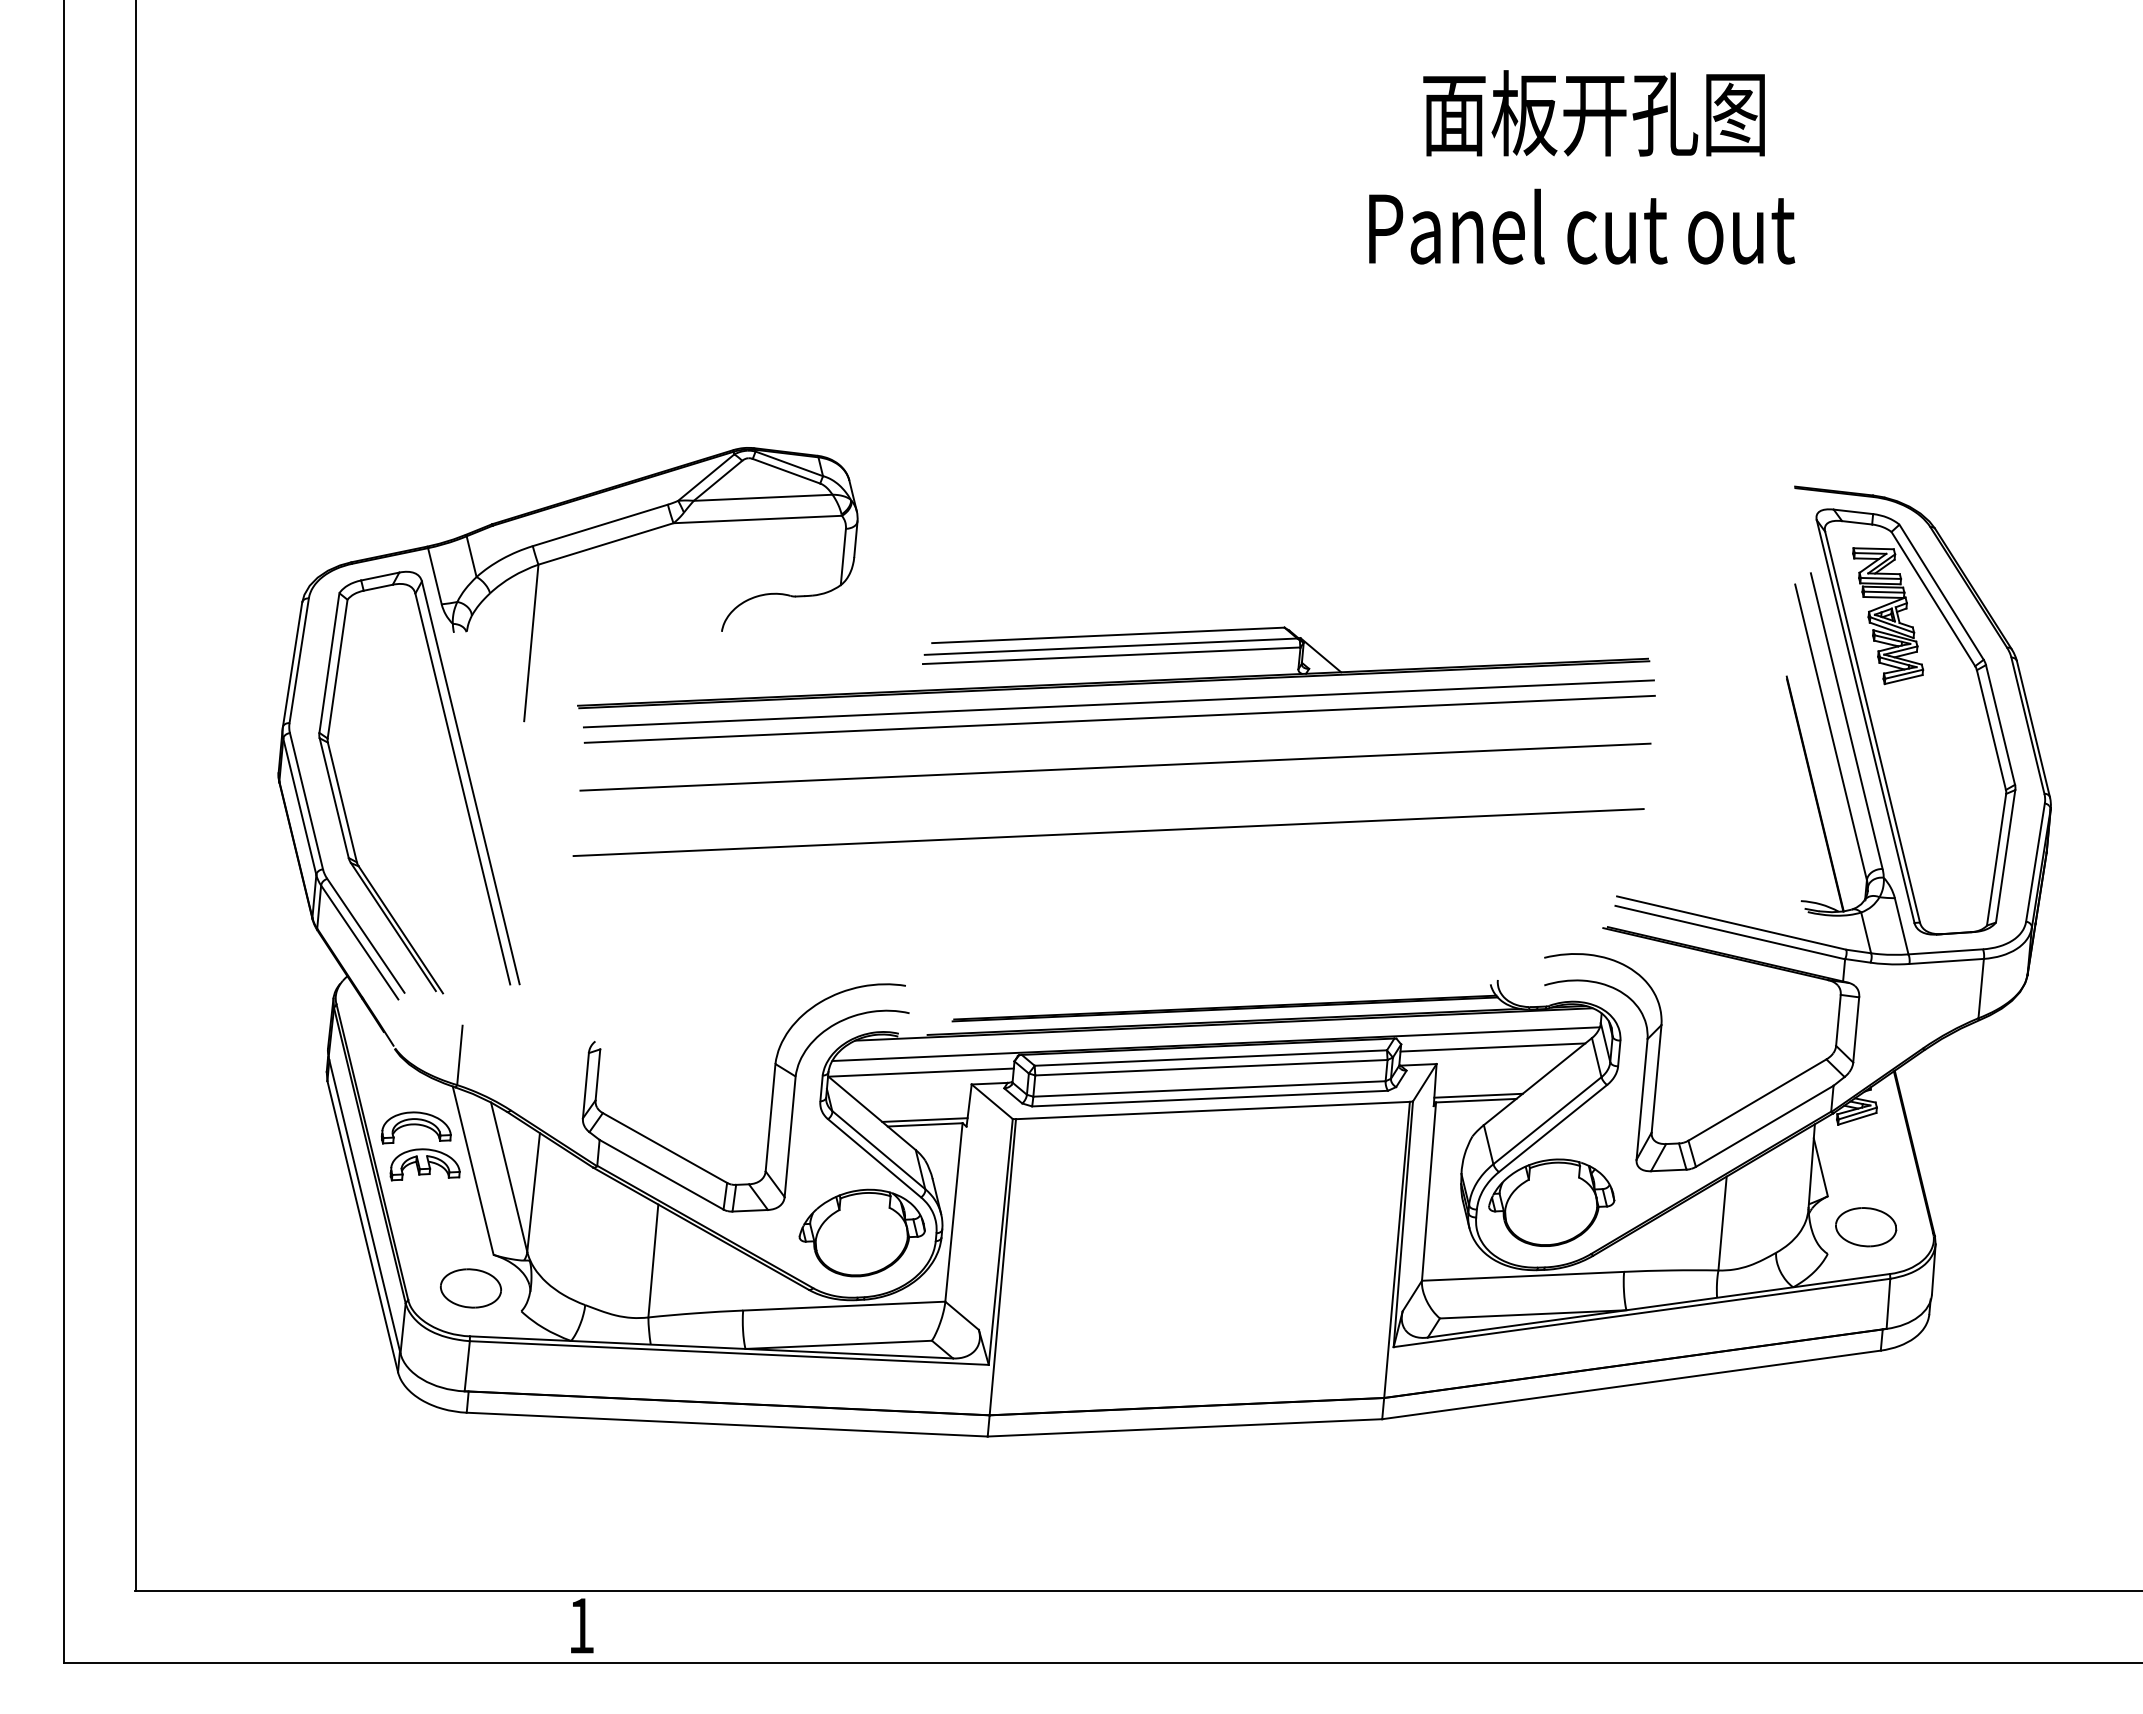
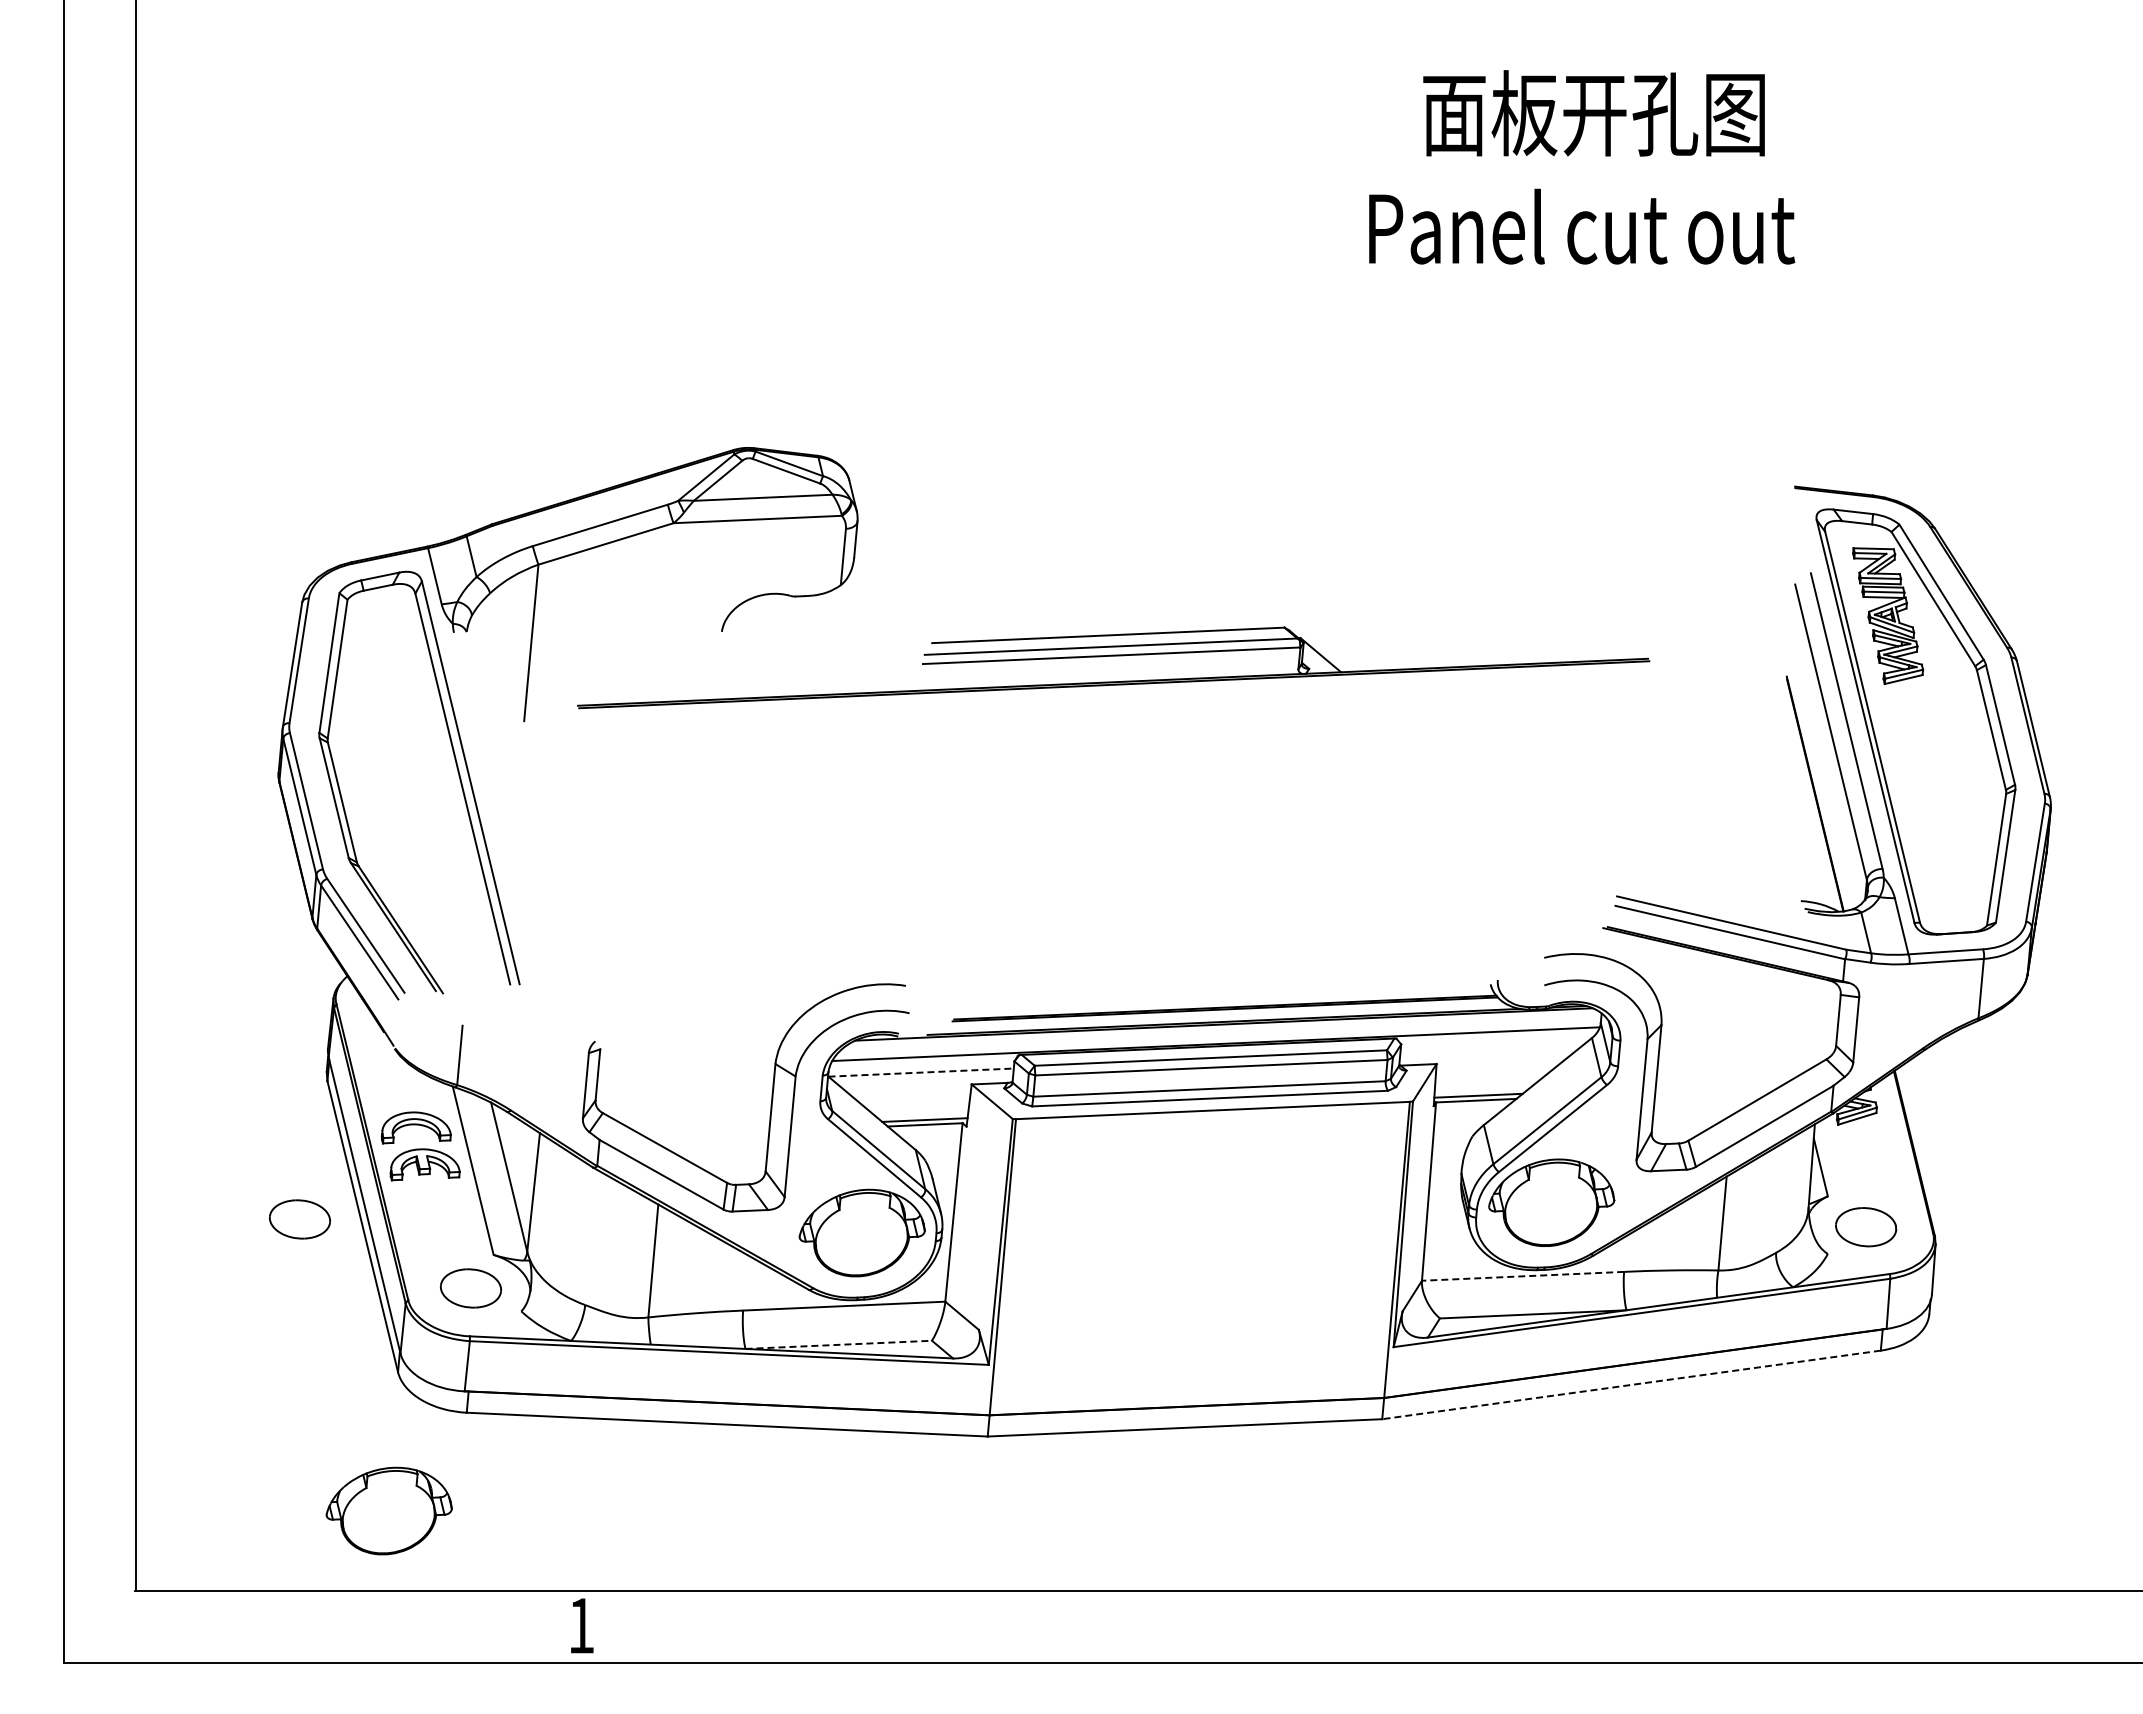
line: present -> none (1118, 703)
line: present -> none (1119, 718)
line: present -> none (1115, 766)
line: present -> none (1108, 832)
line: present -> none (1492, 1047)
line: solid -> dashed (921, 1072)
part: none -> present (299, 1219)
line: solid -> dashed (1522, 1276)
line: solid -> dashed (839, 1344)
line: solid -> dashed (1631, 1384)
part: none -> present (388, 1510)
